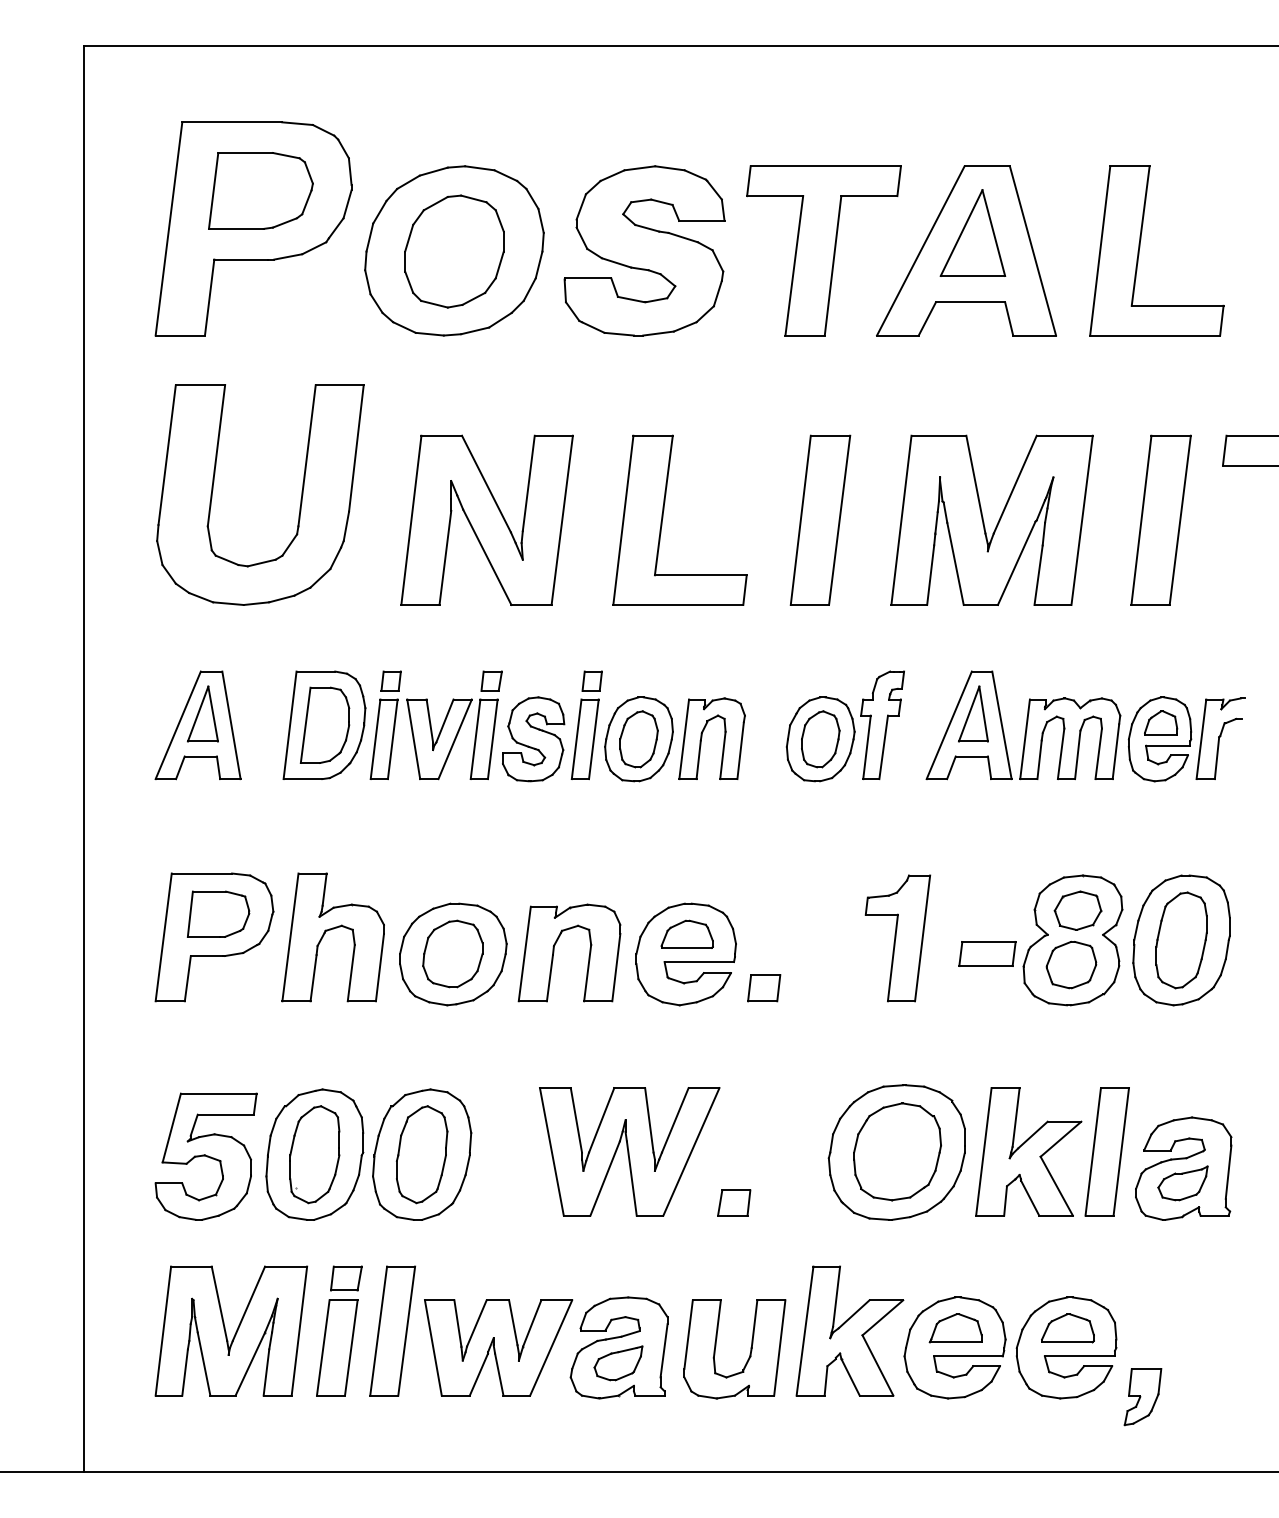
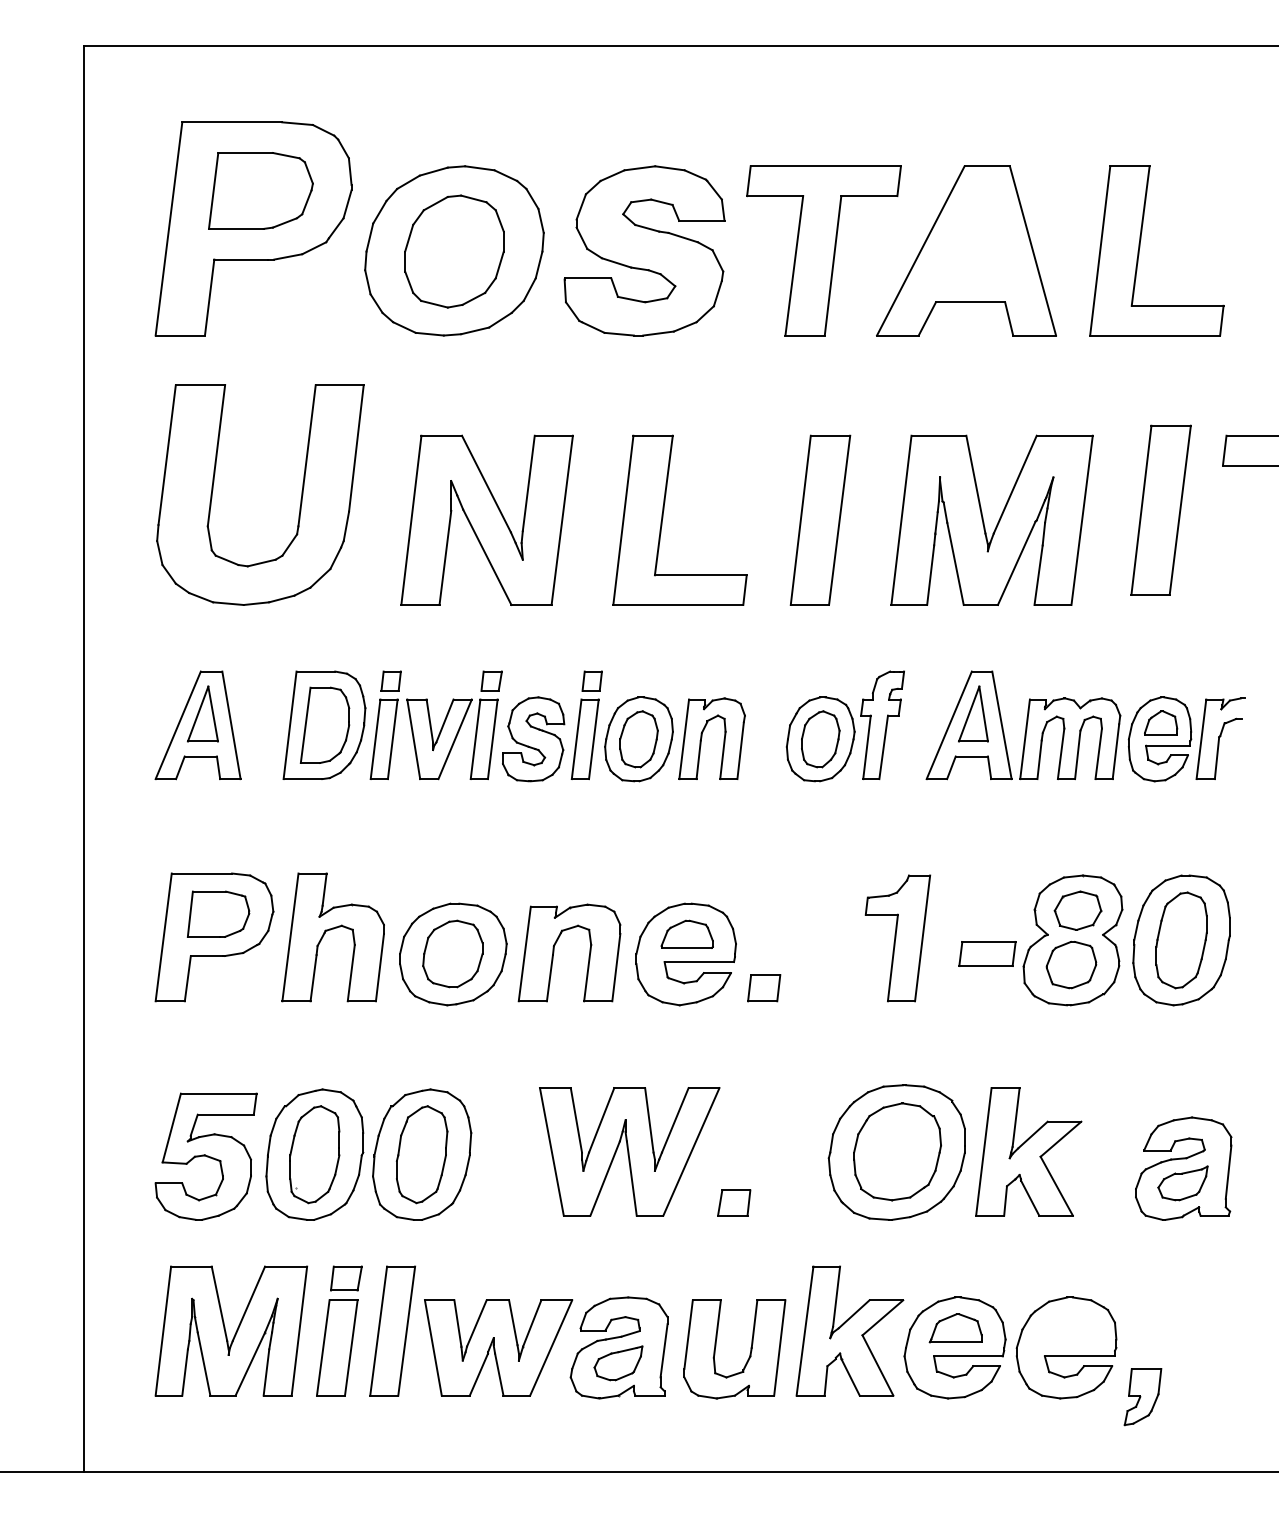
part: present -> none (972, 232)
part position: (1160, 519) -> (1160, 509) (1160, 509)
part: present -> none (1106, 1151)
part: present -> none (1067, 1328)
